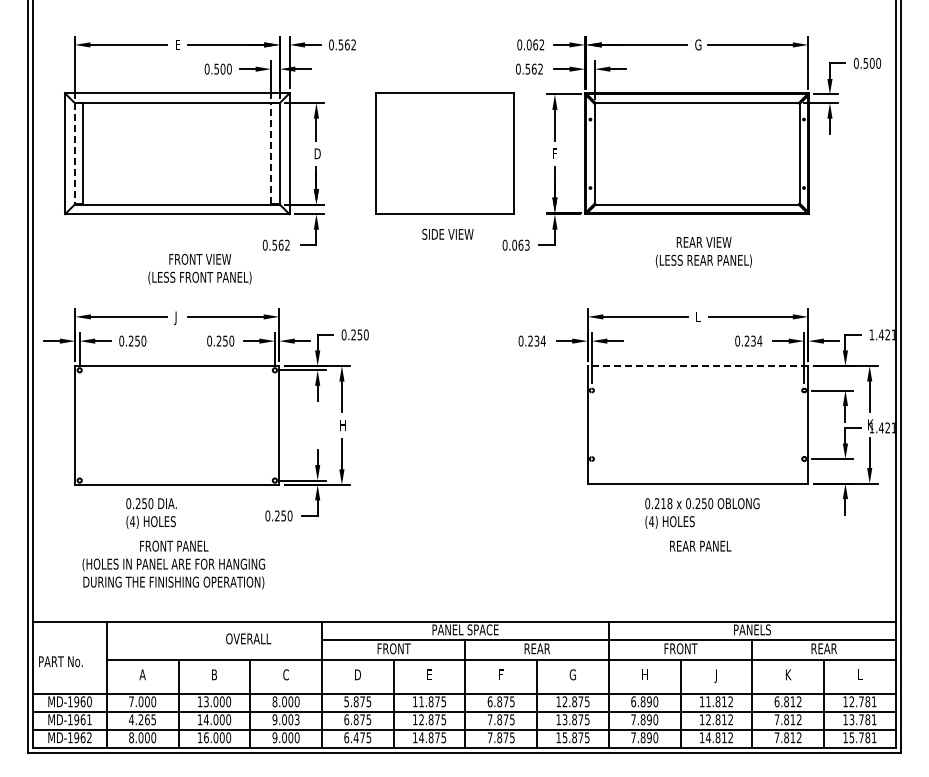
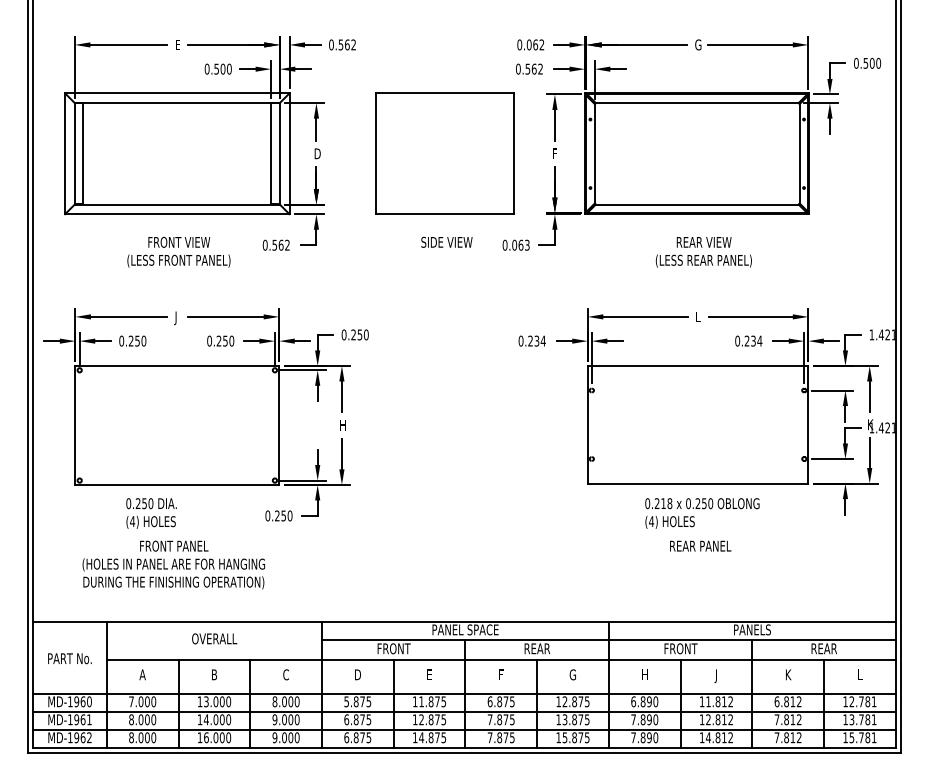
line: dashed -> solid (74, 153)
line: dashed -> solid (271, 153)
text position: (447, 233) -> (446, 241) (446, 241)
text position: (199, 268) -> (178, 251) (178, 251)
line: dashed -> solid (697, 366)
text position: (248, 638) -> (214, 638) (214, 638)
text position: (60, 661) -> (69, 658) (69, 658)
text: 4.265 -> 8.000 (142, 719)
text: 9.003 -> 9.000 (296, 719)
text: 6.475 -> 6.875 (355, 737)
